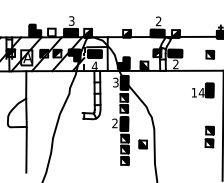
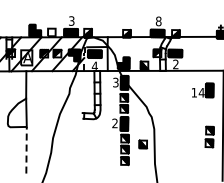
text: 2 -> 8 (158, 21)
part: present -> none (210, 54)
line: solid -> dashed (26, 150)
